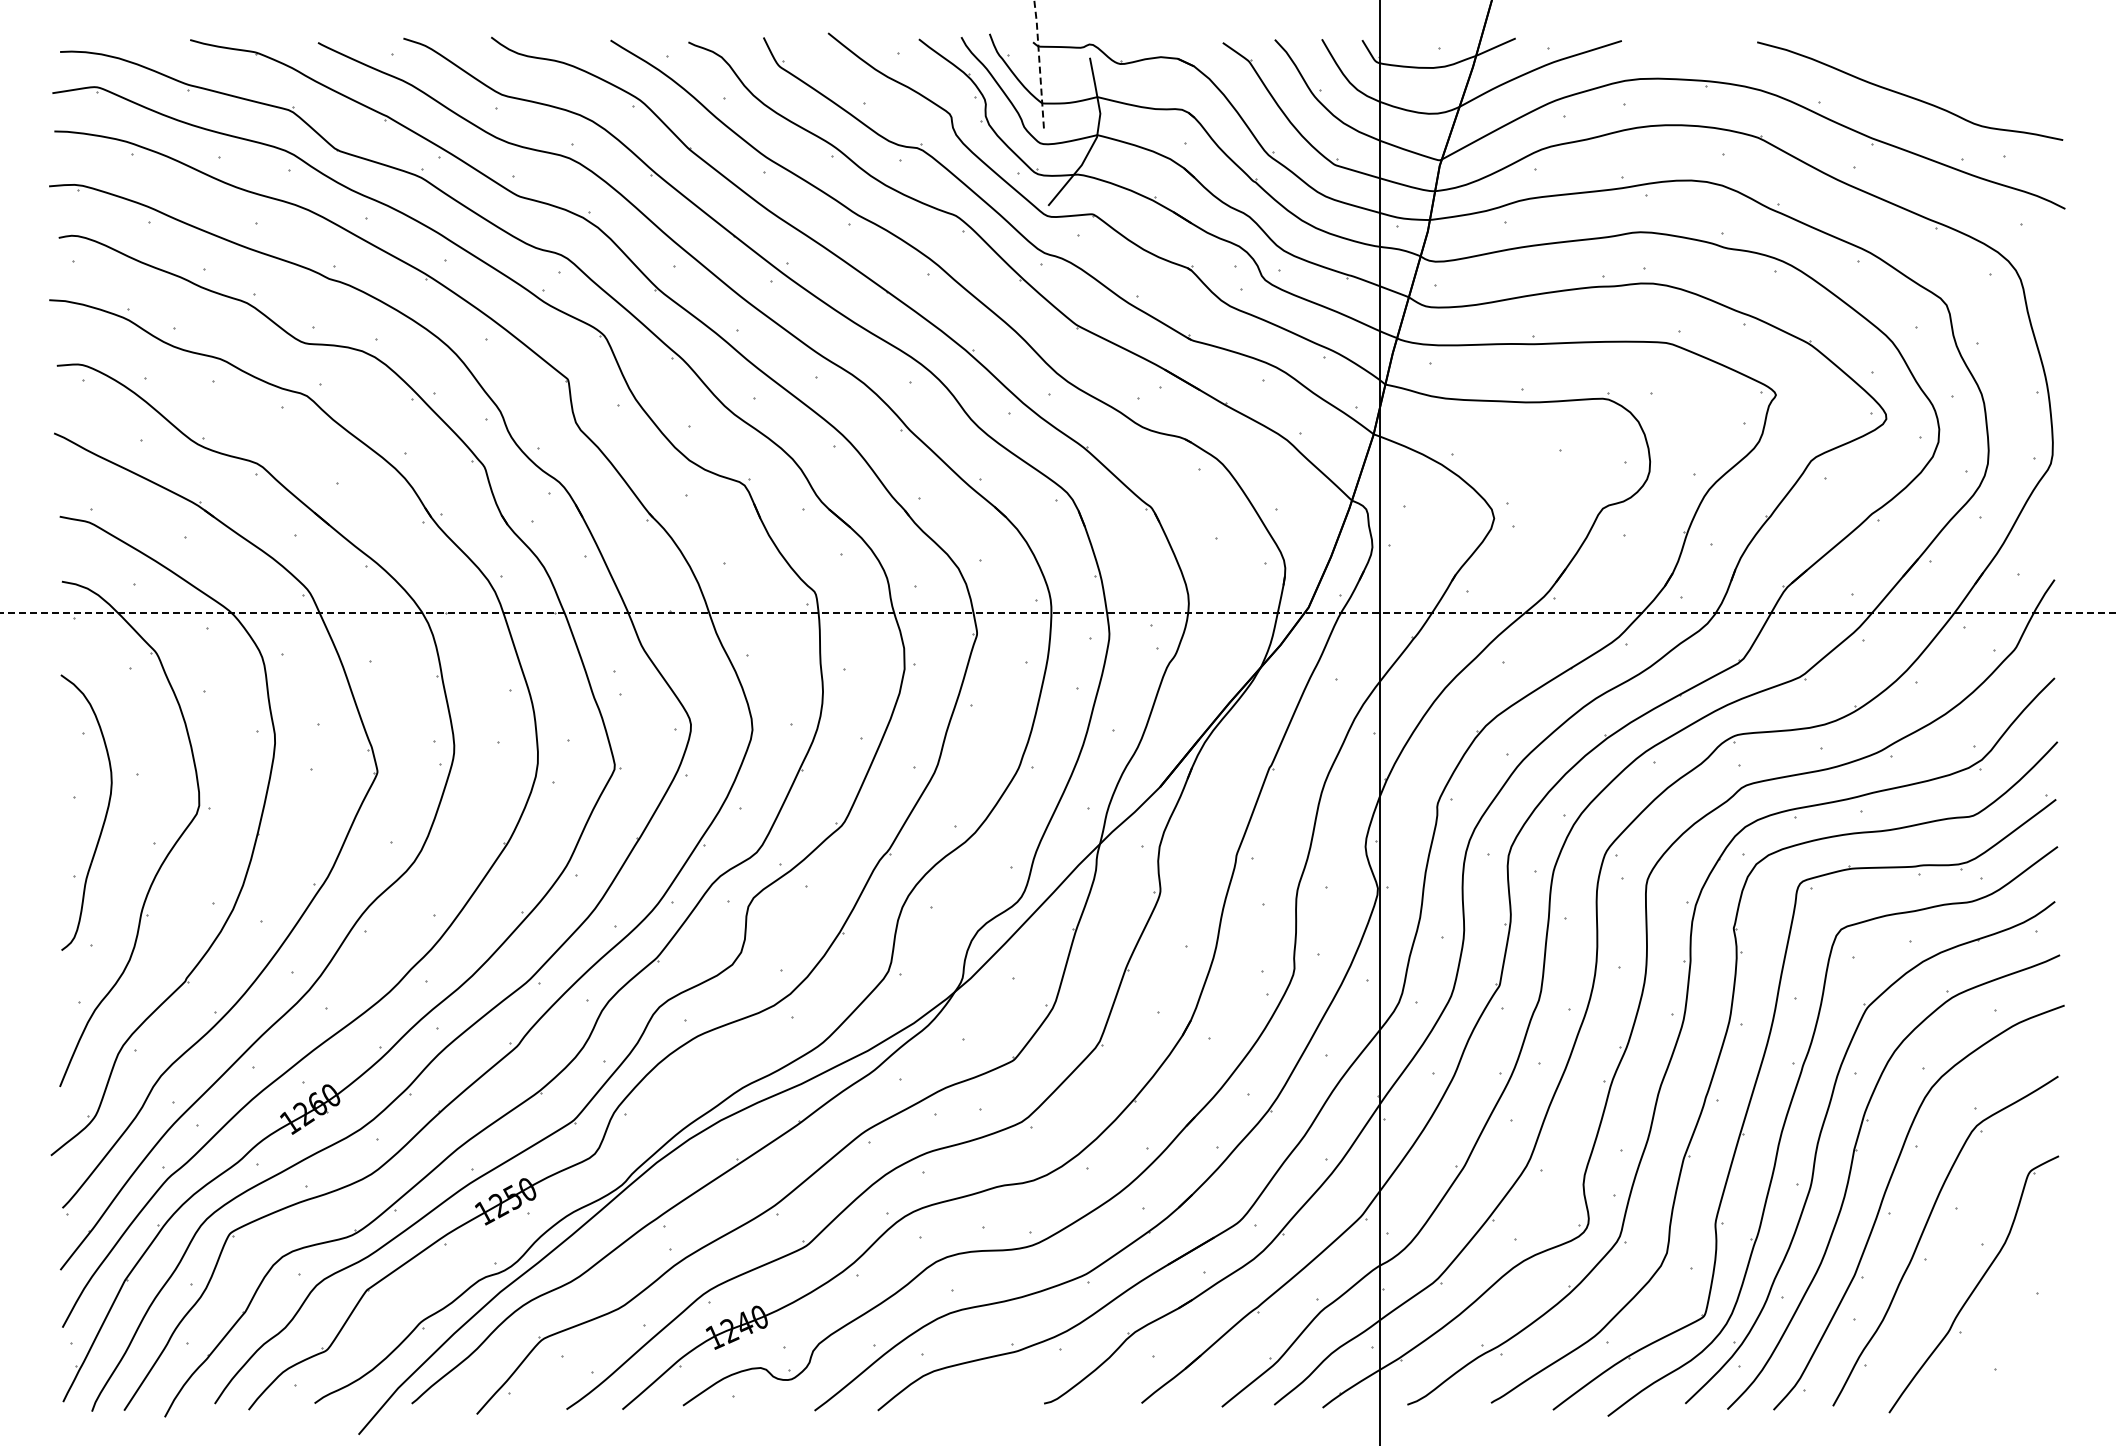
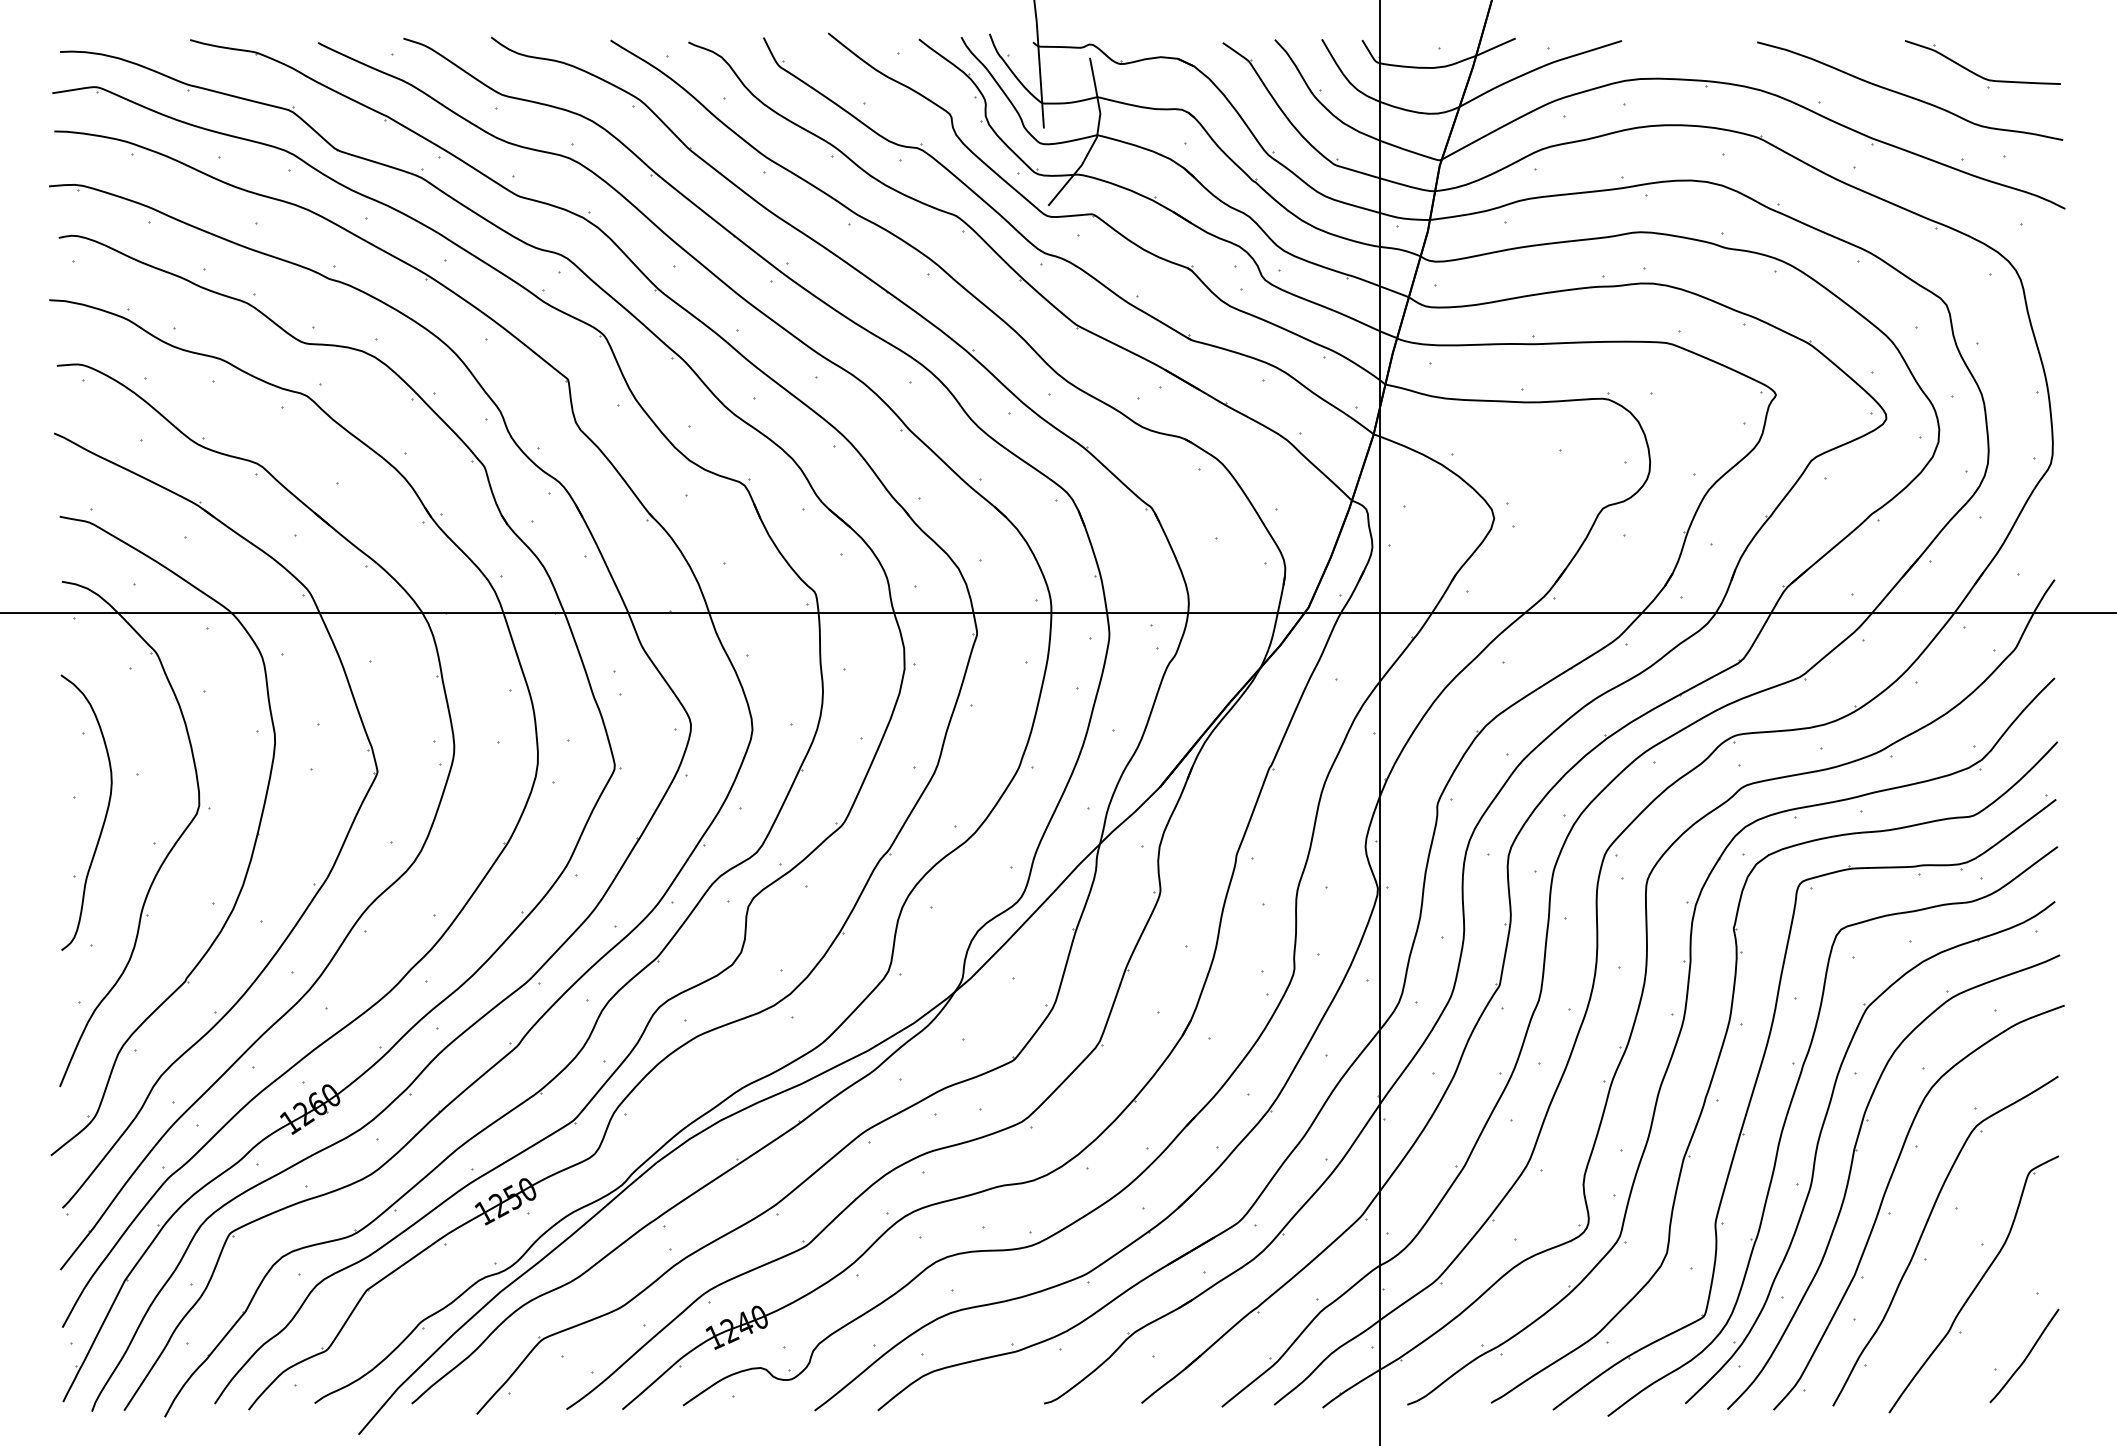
line: dashed -> solid (1039, 63)
part: none -> present (1978, 74)
line: dashed -> solid (1059, 613)
curve: none -> present (2026, 1355)
